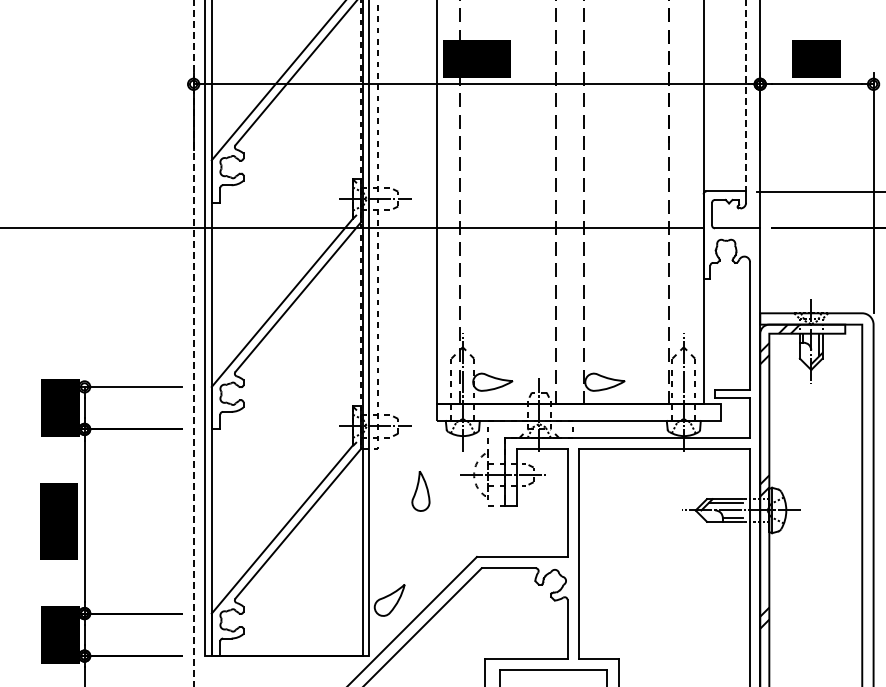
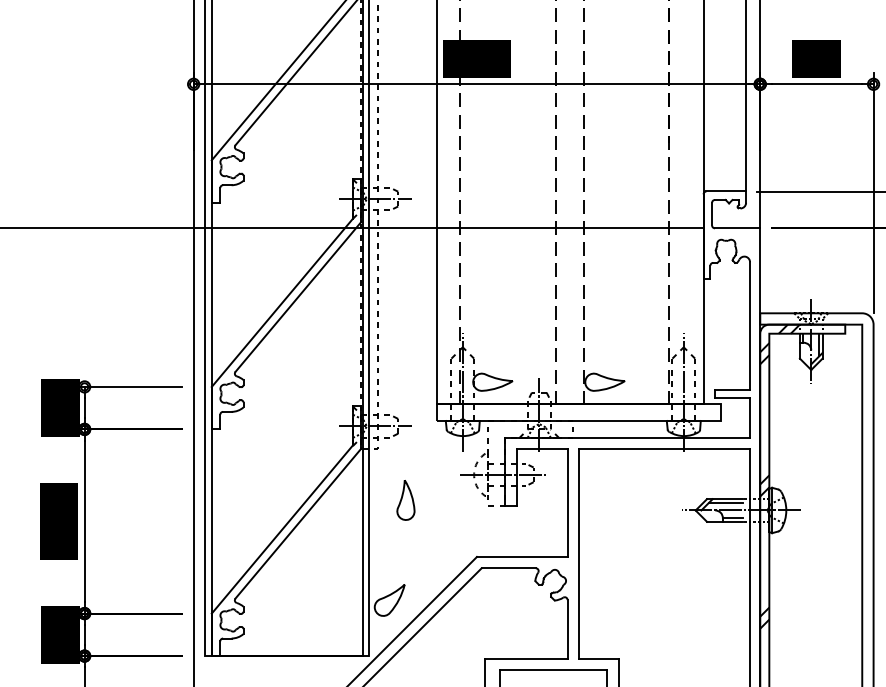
line: dashed -> solid (746, 96)
line: dashed -> solid (193, 343)
part position: (420, 491) -> (405, 500) (405, 500)
